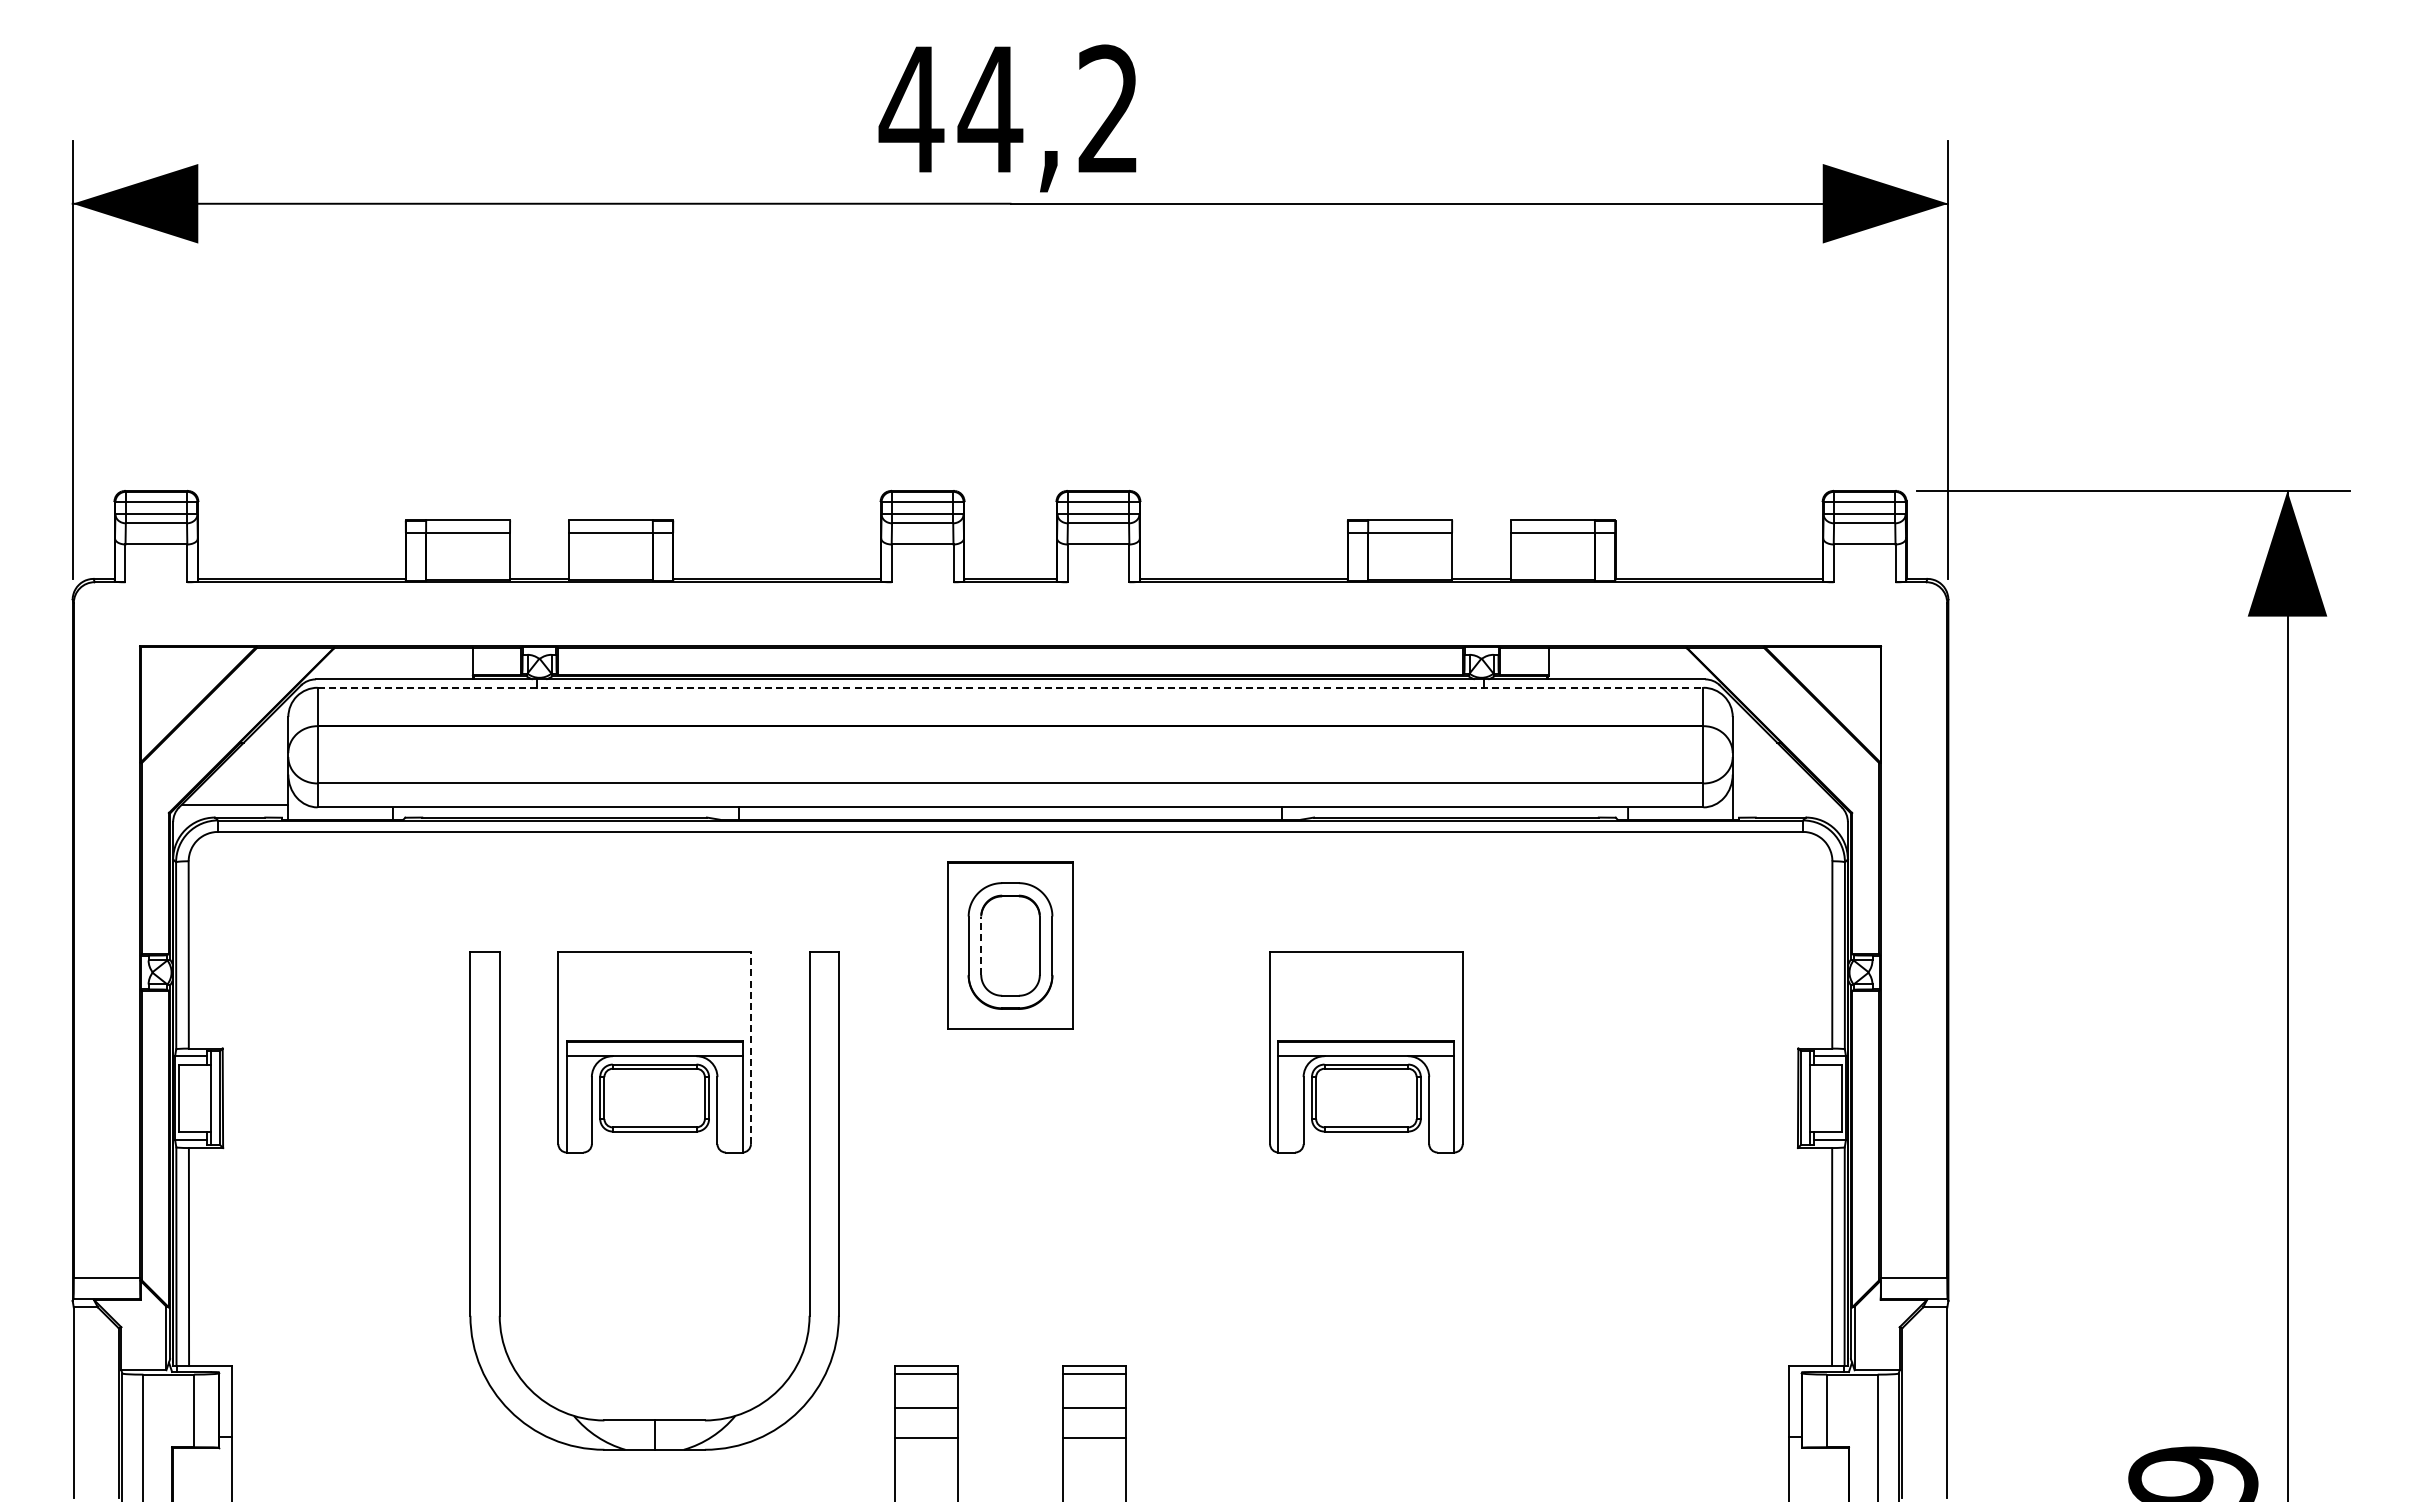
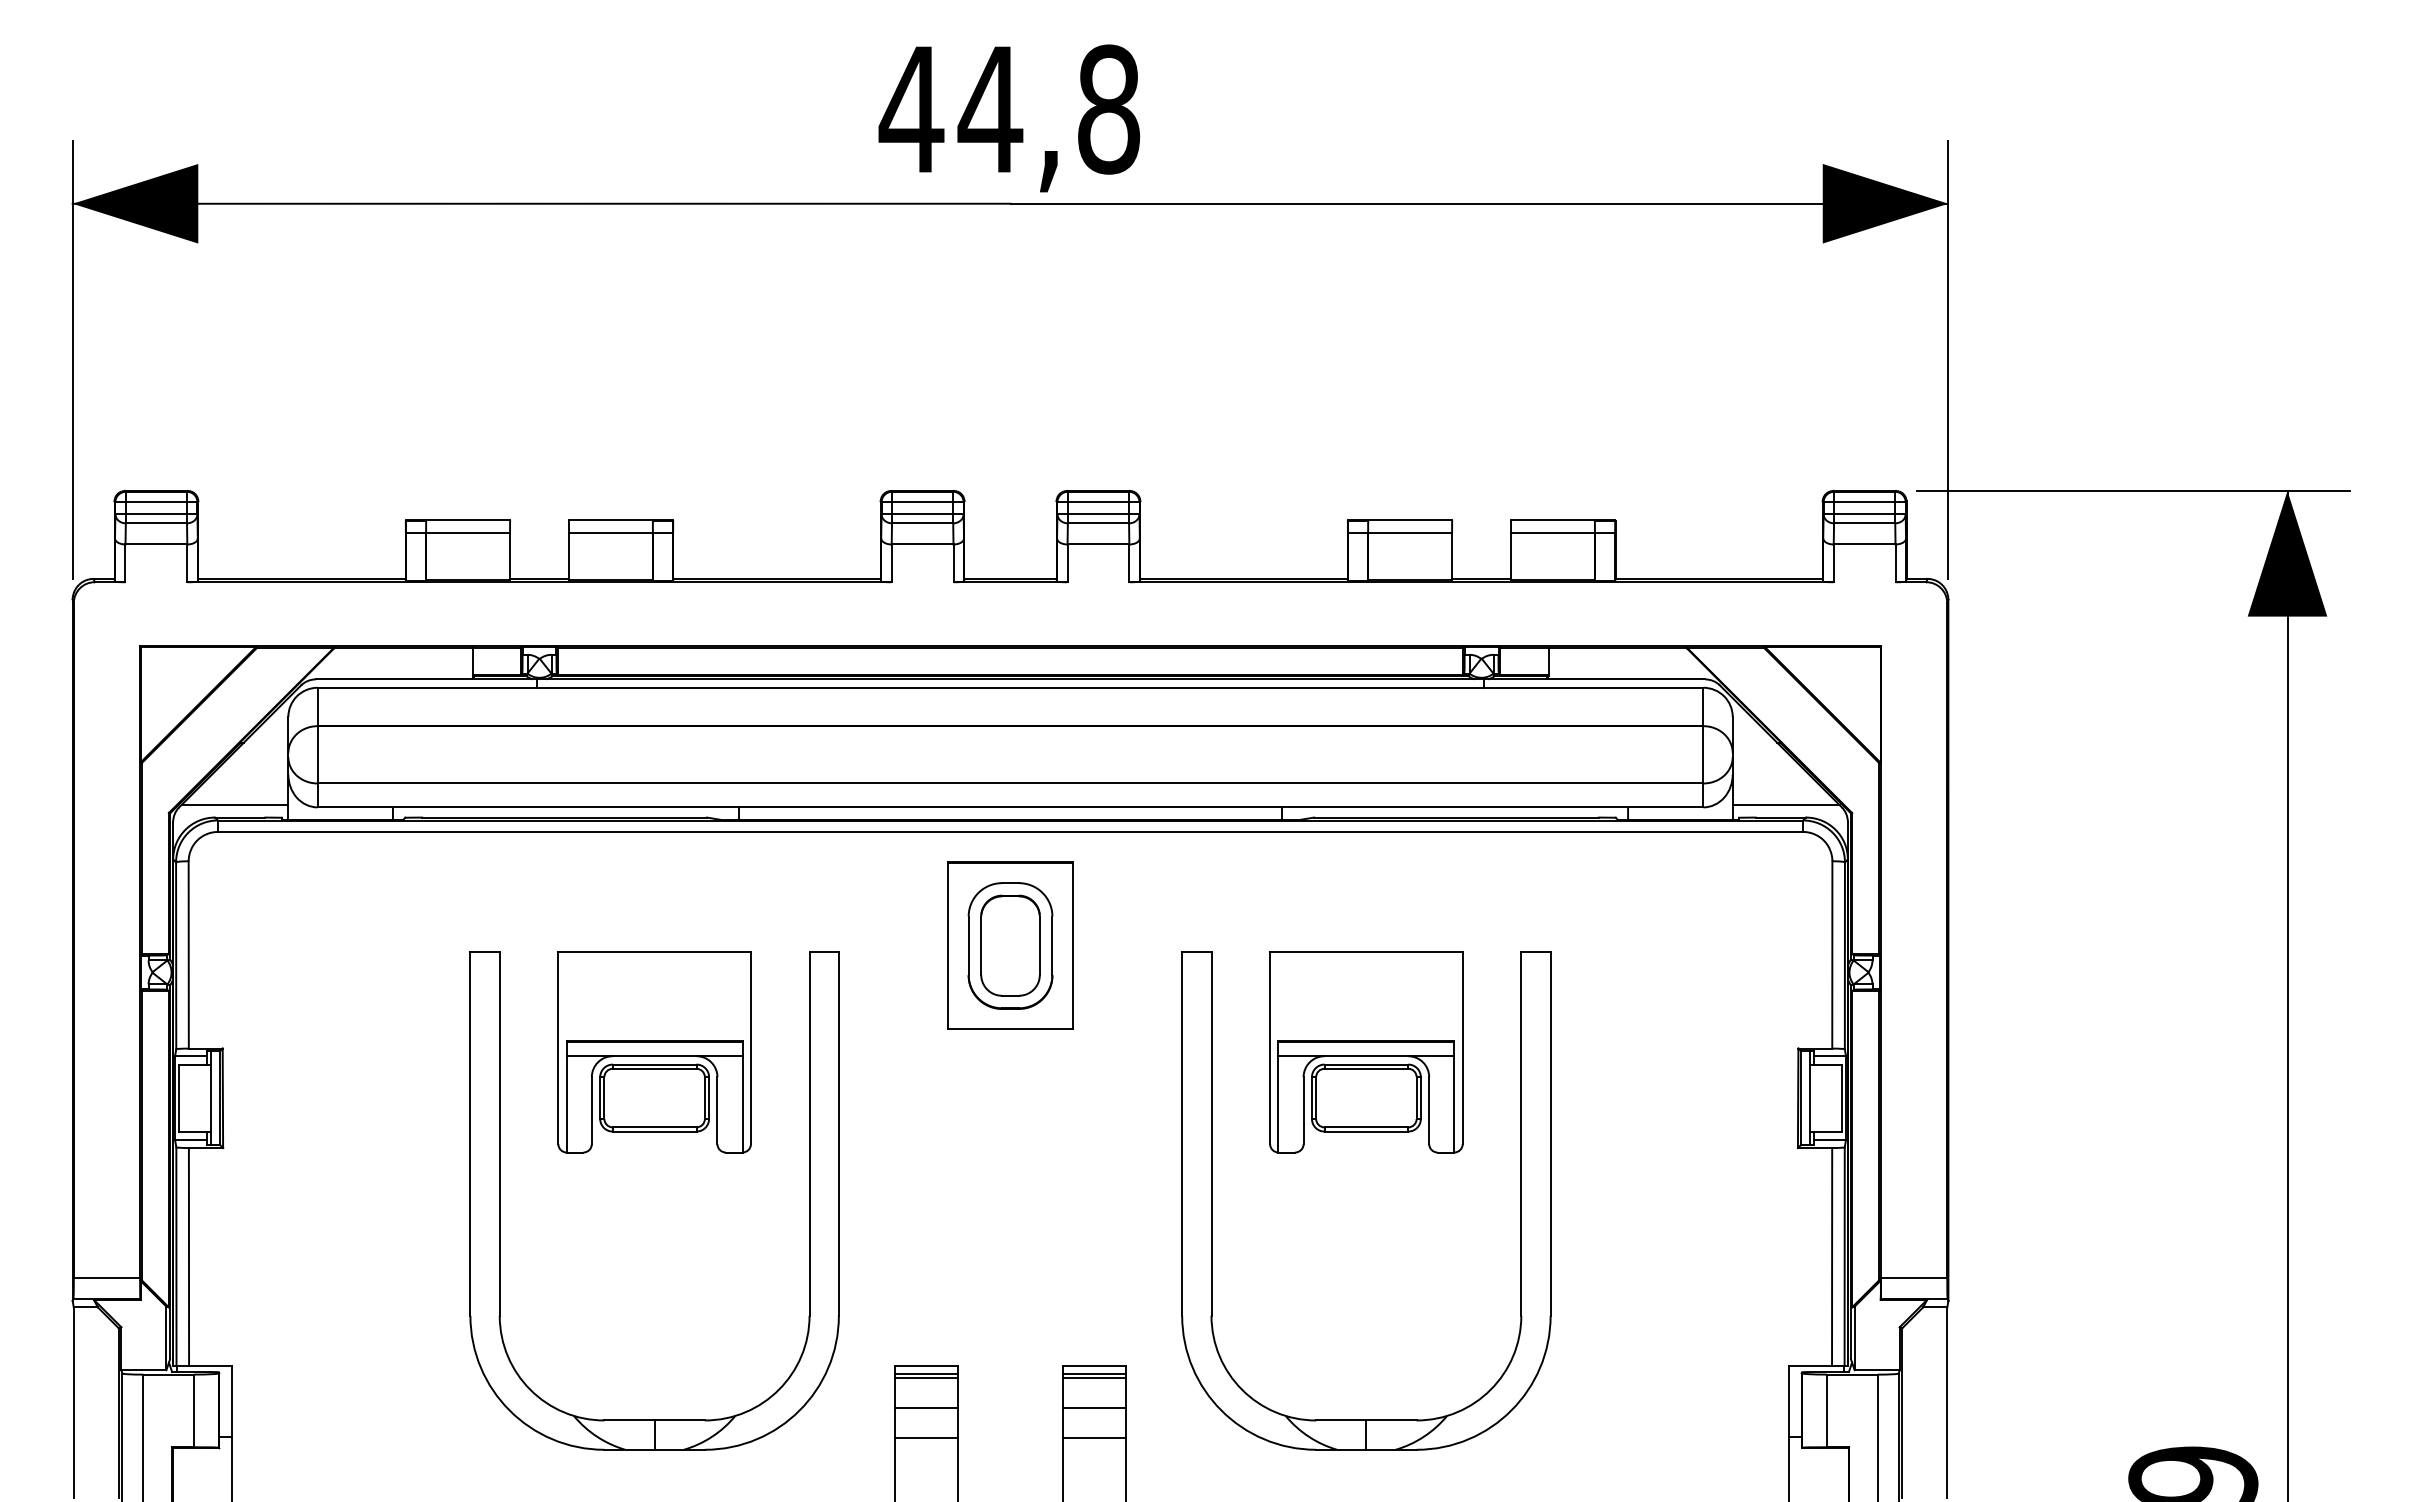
text: 44,2 -> 44,8 (1109, 109)
line: dashed -> solid (1010, 687)
line: none -> present (1785, 805)
line: dashed -> solid (981, 945)
line: dashed -> solid (750, 1047)
part: none -> present (1212, 1200)
line: none -> present (926, 1378)
line: none -> present (1093, 1378)
